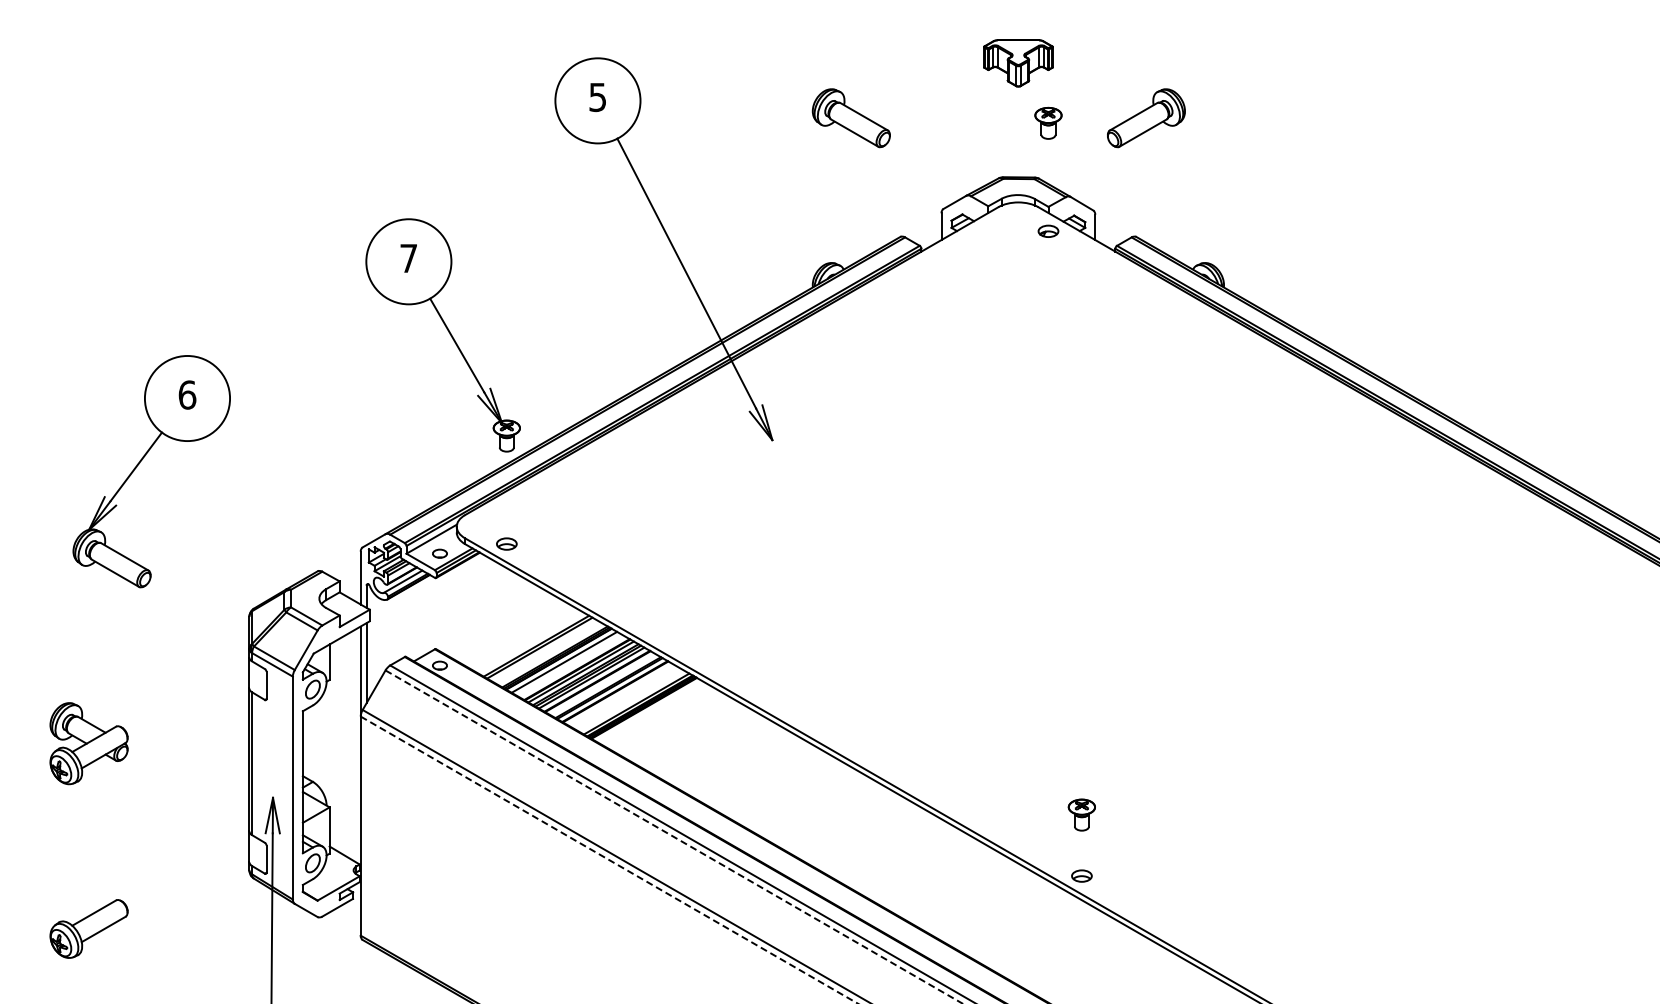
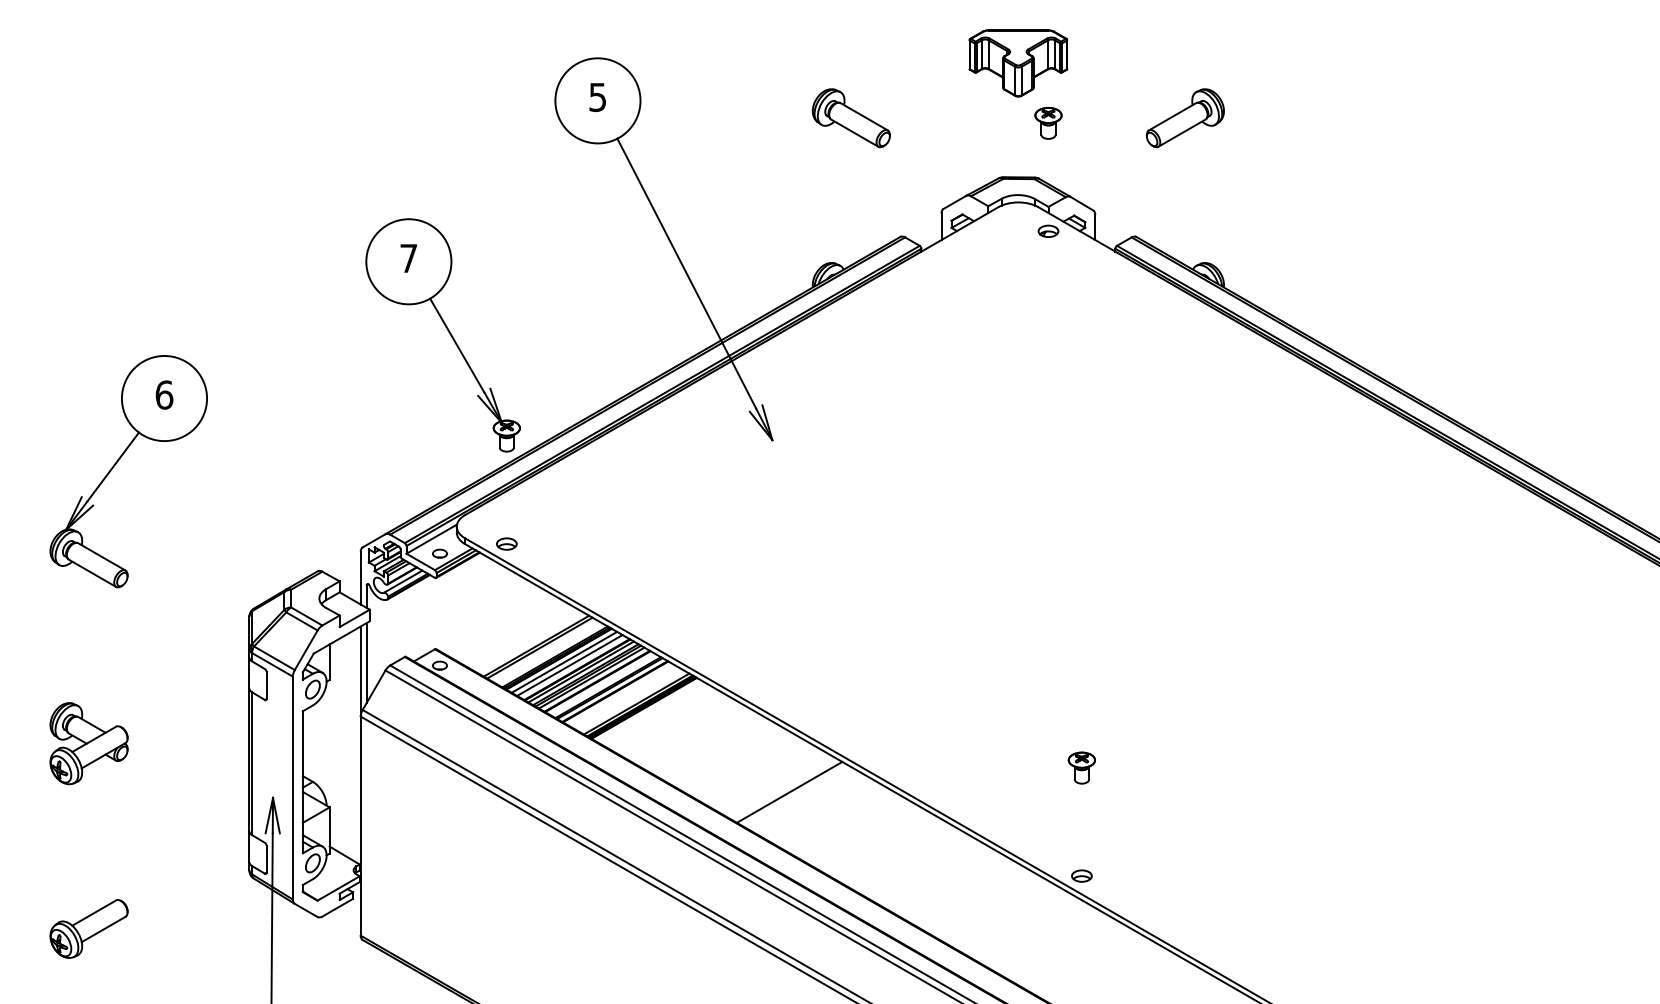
part size: 71x49 px -> 101x69 px (1018, 63)
part position: (1146, 118) -> (1185, 118) (1185, 118)
part position: (139, 464) -> (116, 464) (116, 464)
line: none -> present (569, 665)
line: none -> present (789, 791)
part position: (1081, 814) -> (1081, 767) (1081, 767)
line: dashed -> solid (674, 837)
line: dashed -> solid (609, 860)
